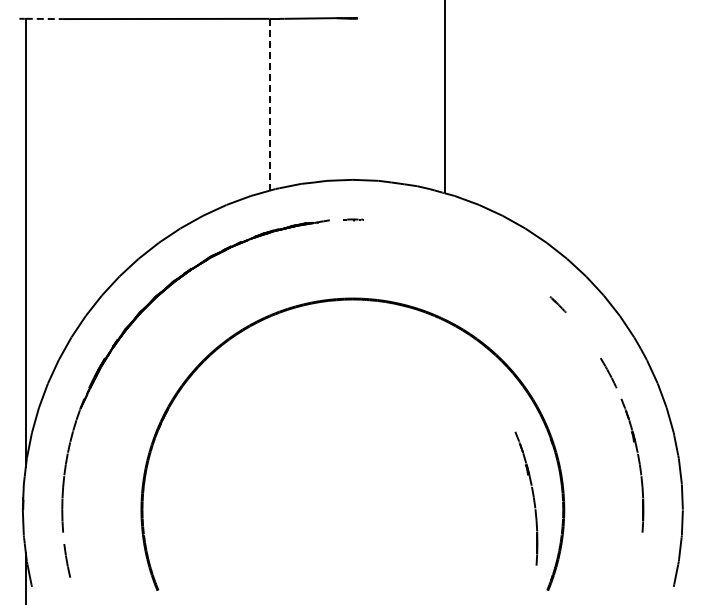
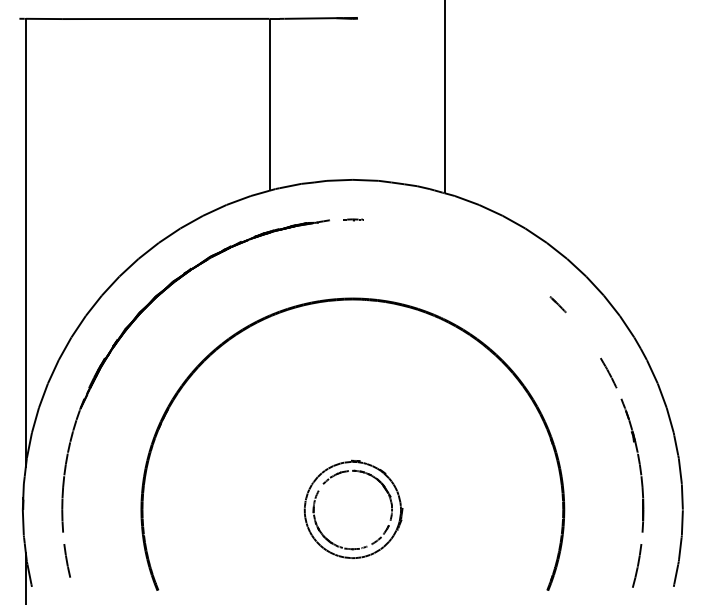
line: dashed -> solid (44, 18)
line: dashed -> solid (269, 104)
part: present -> none (532, 497)
part: none -> present (353, 508)
line: none -> present (637, 565)
